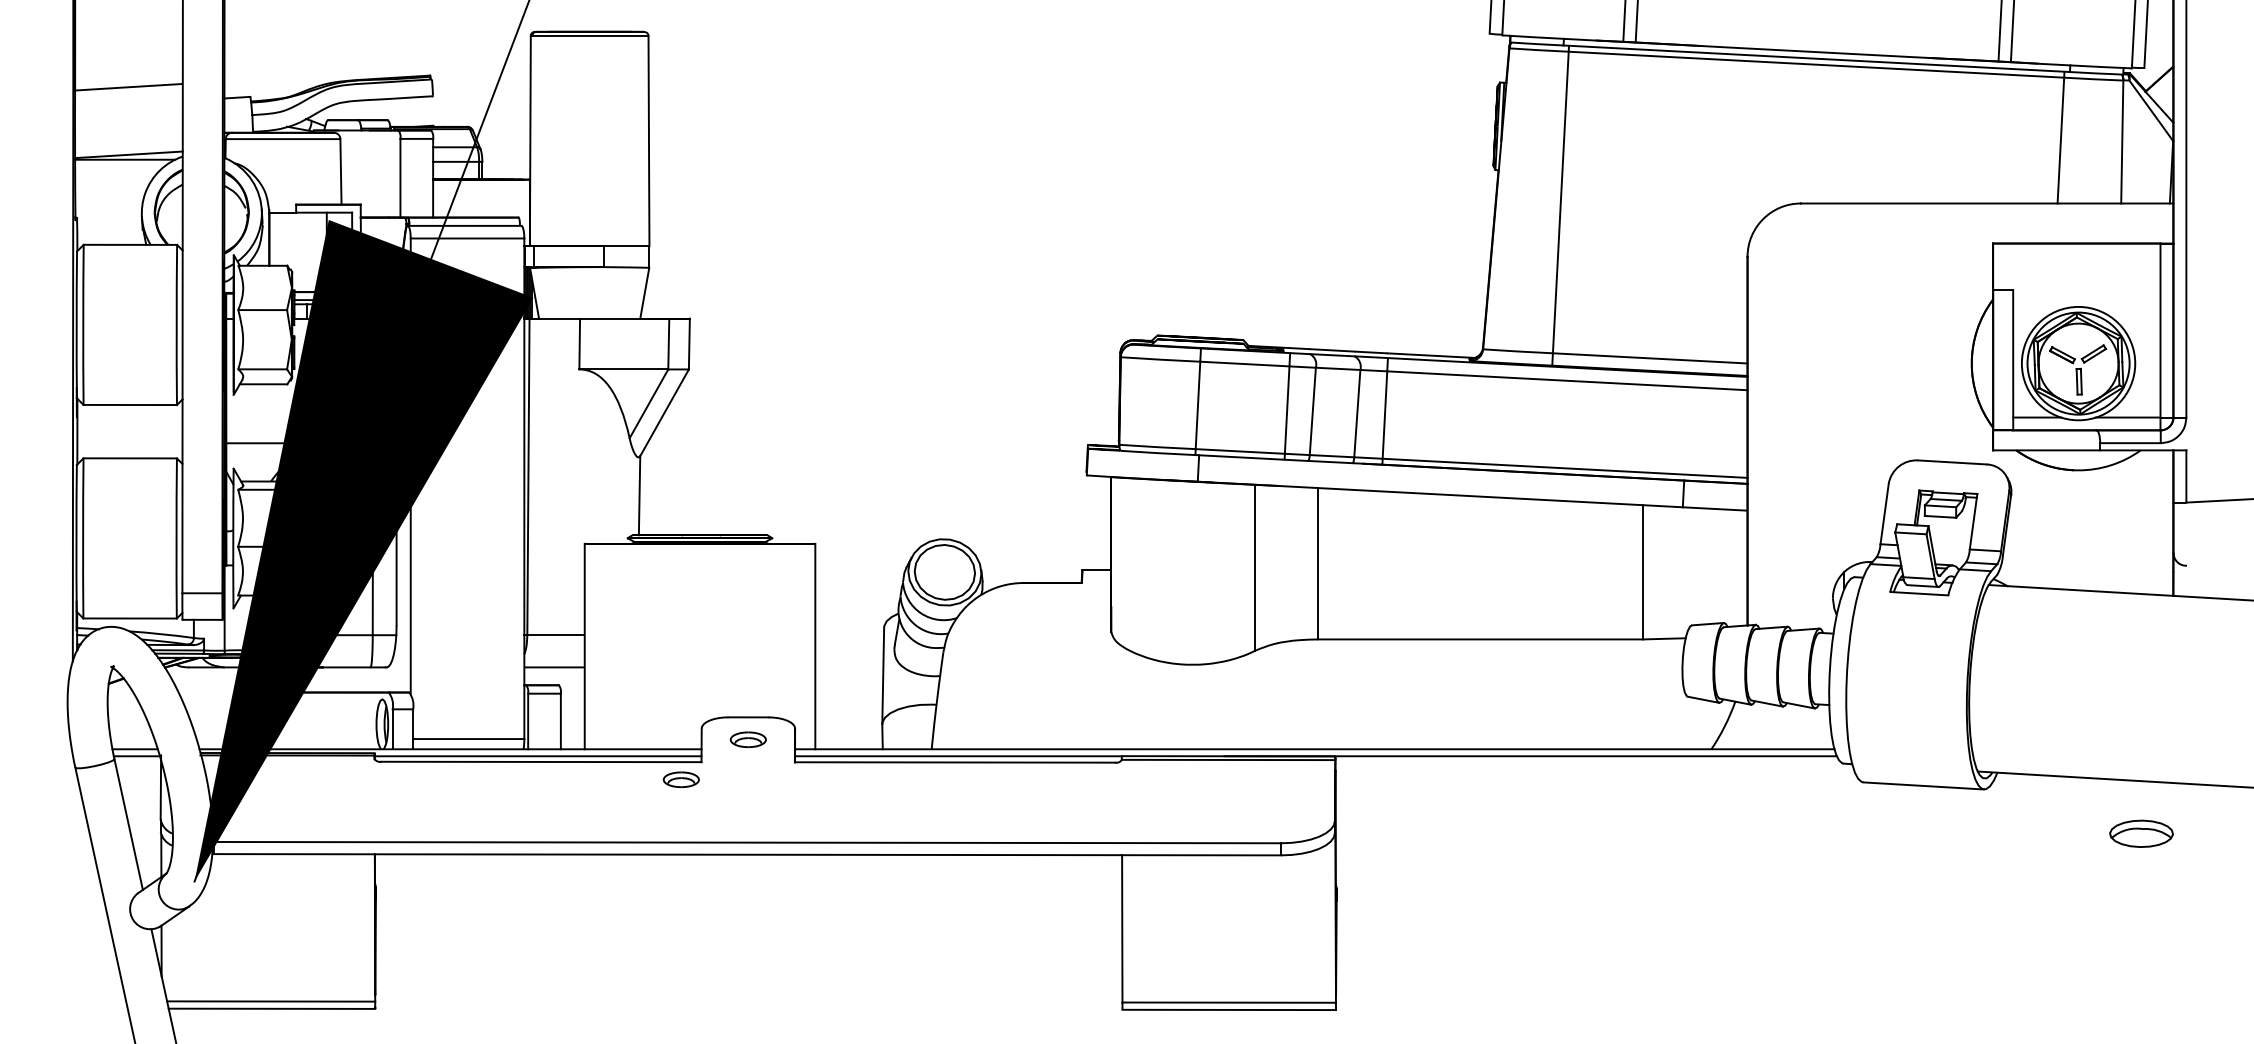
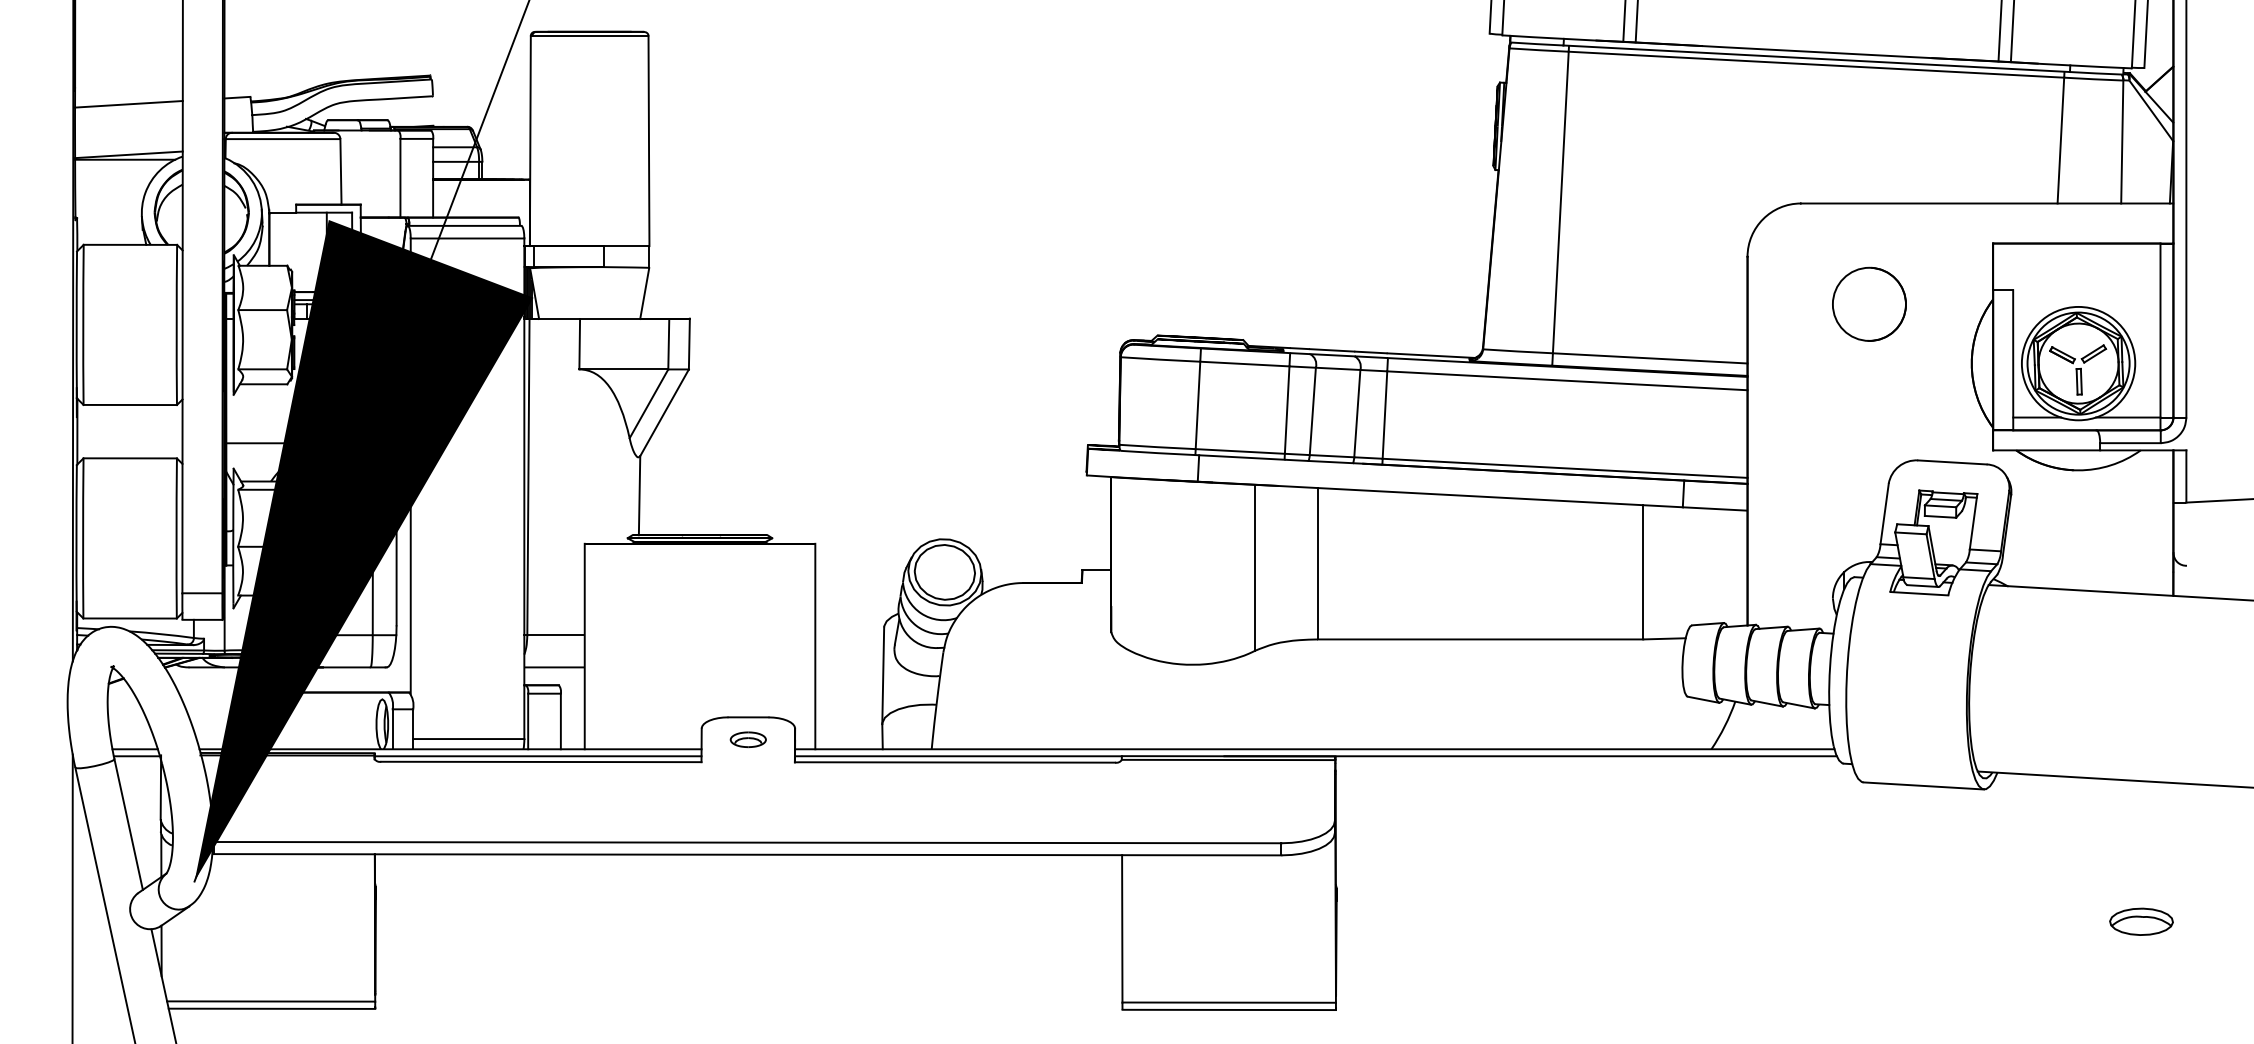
line position: (127, 87) -> (128, 104) (128, 104)
circle: none -> present (1869, 303)
part: present -> none (680, 779)
part position: (2141, 833) -> (2141, 921) (2141, 921)
line: none -> present (72, 897)
